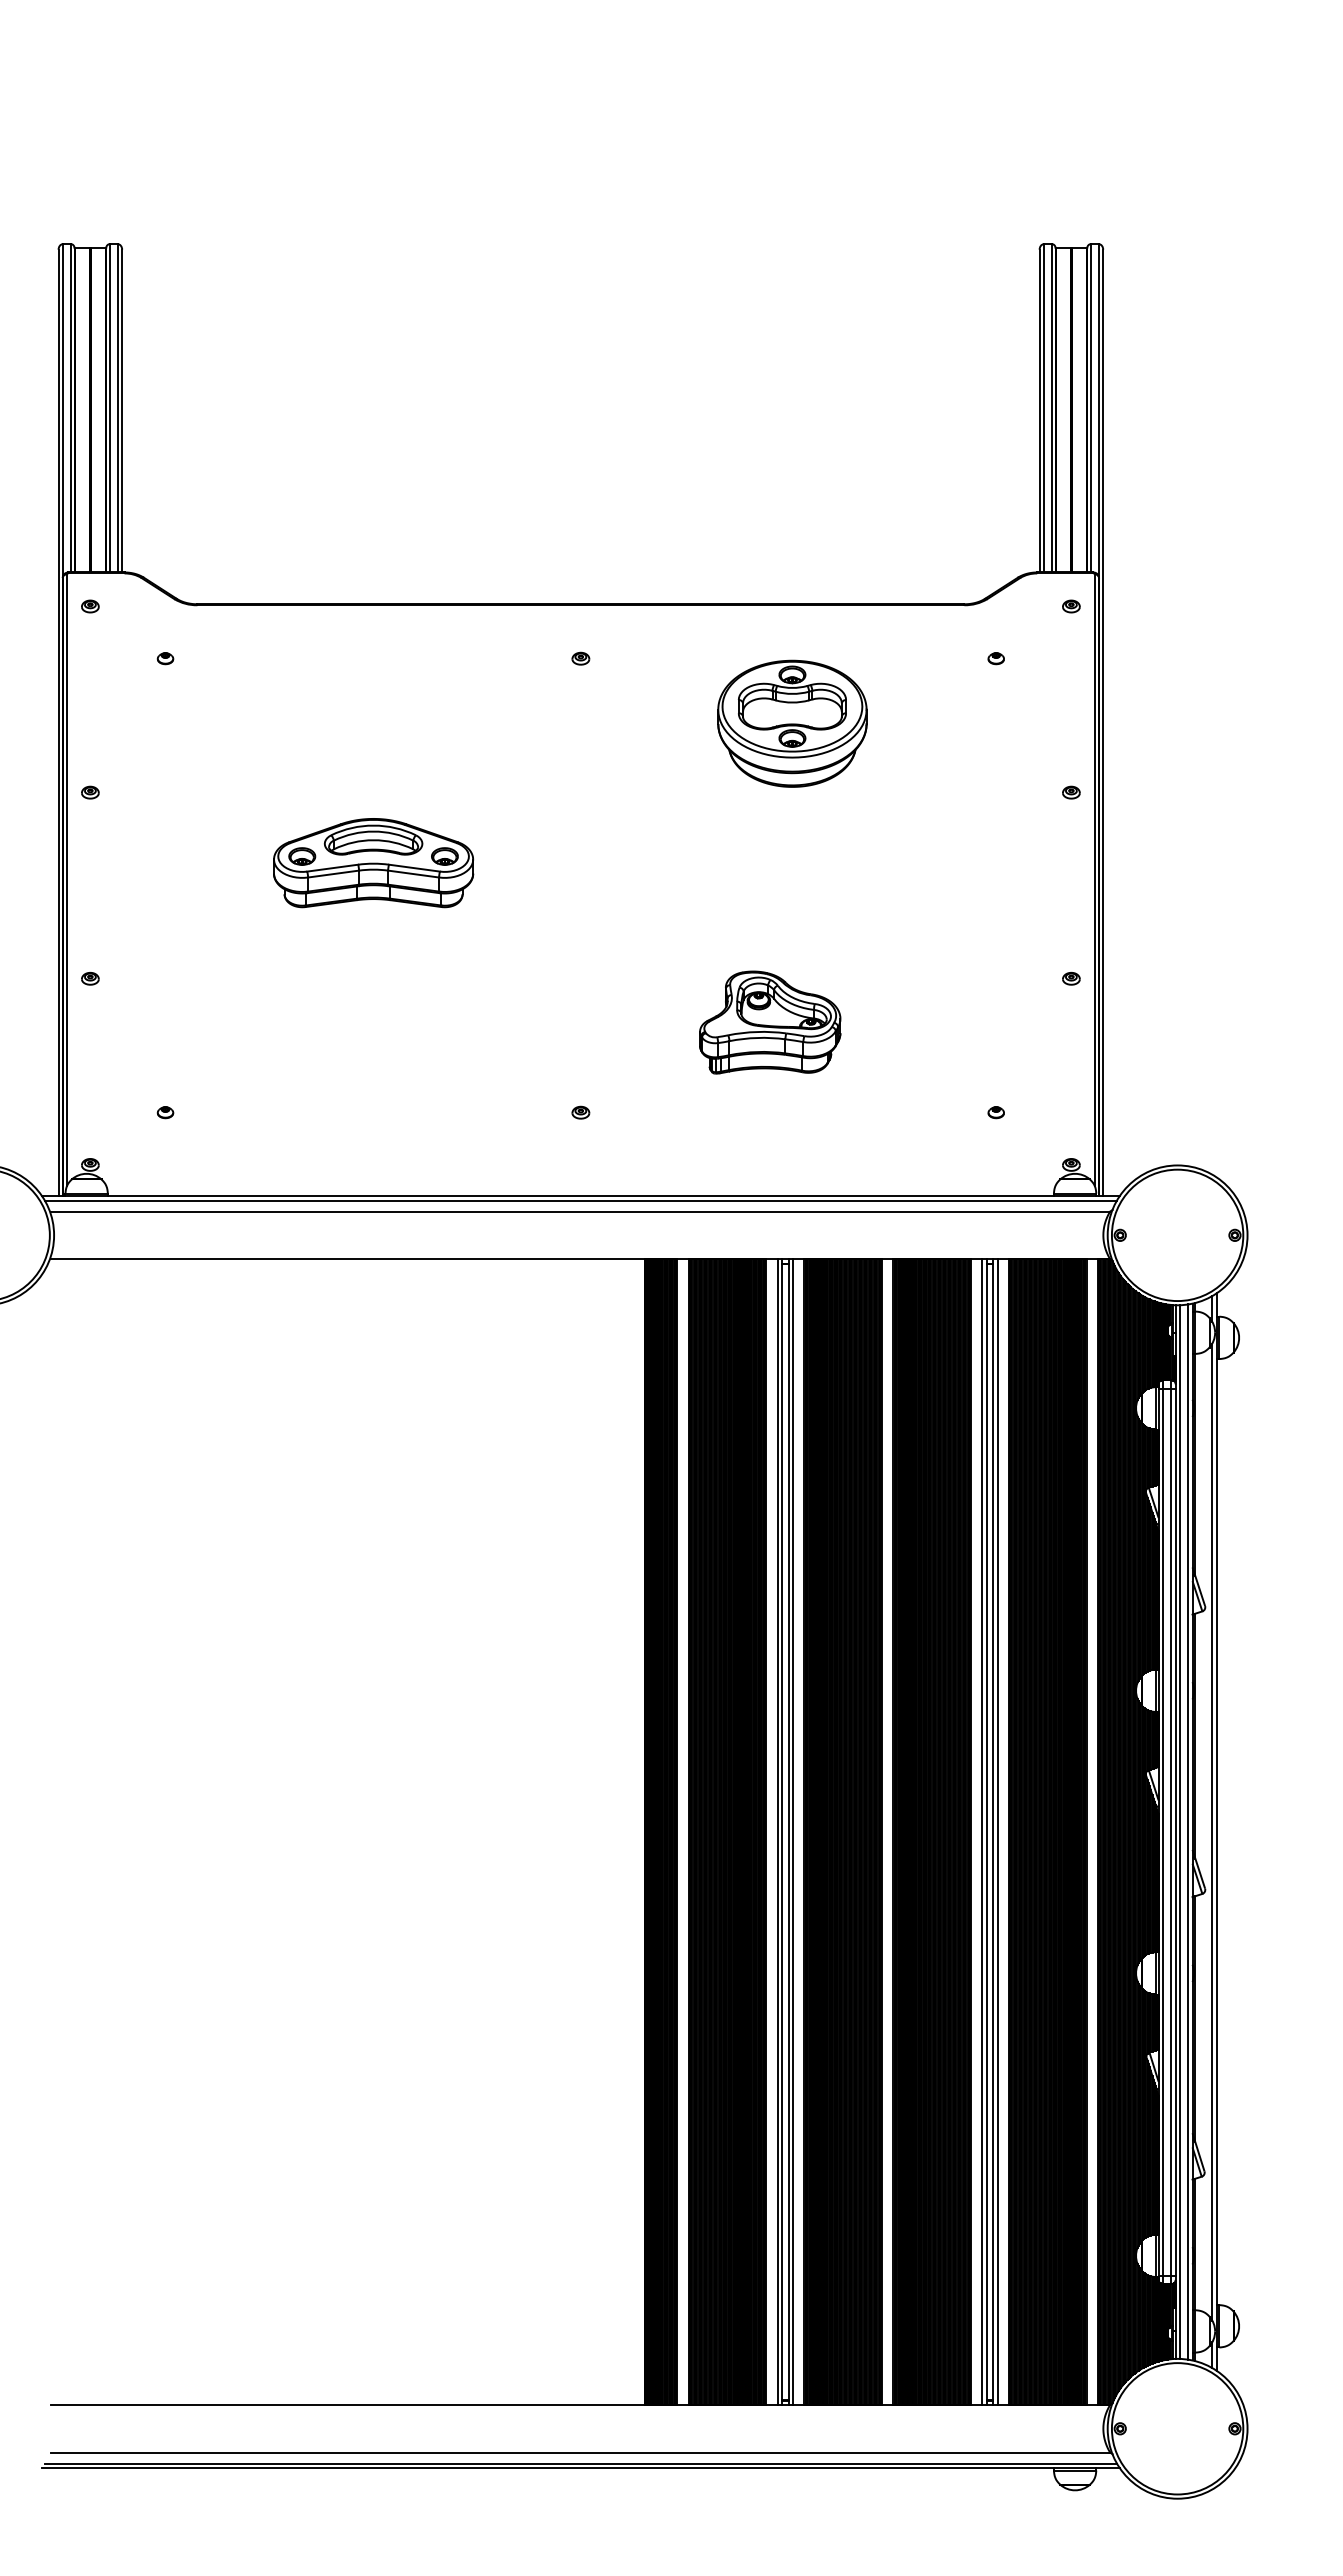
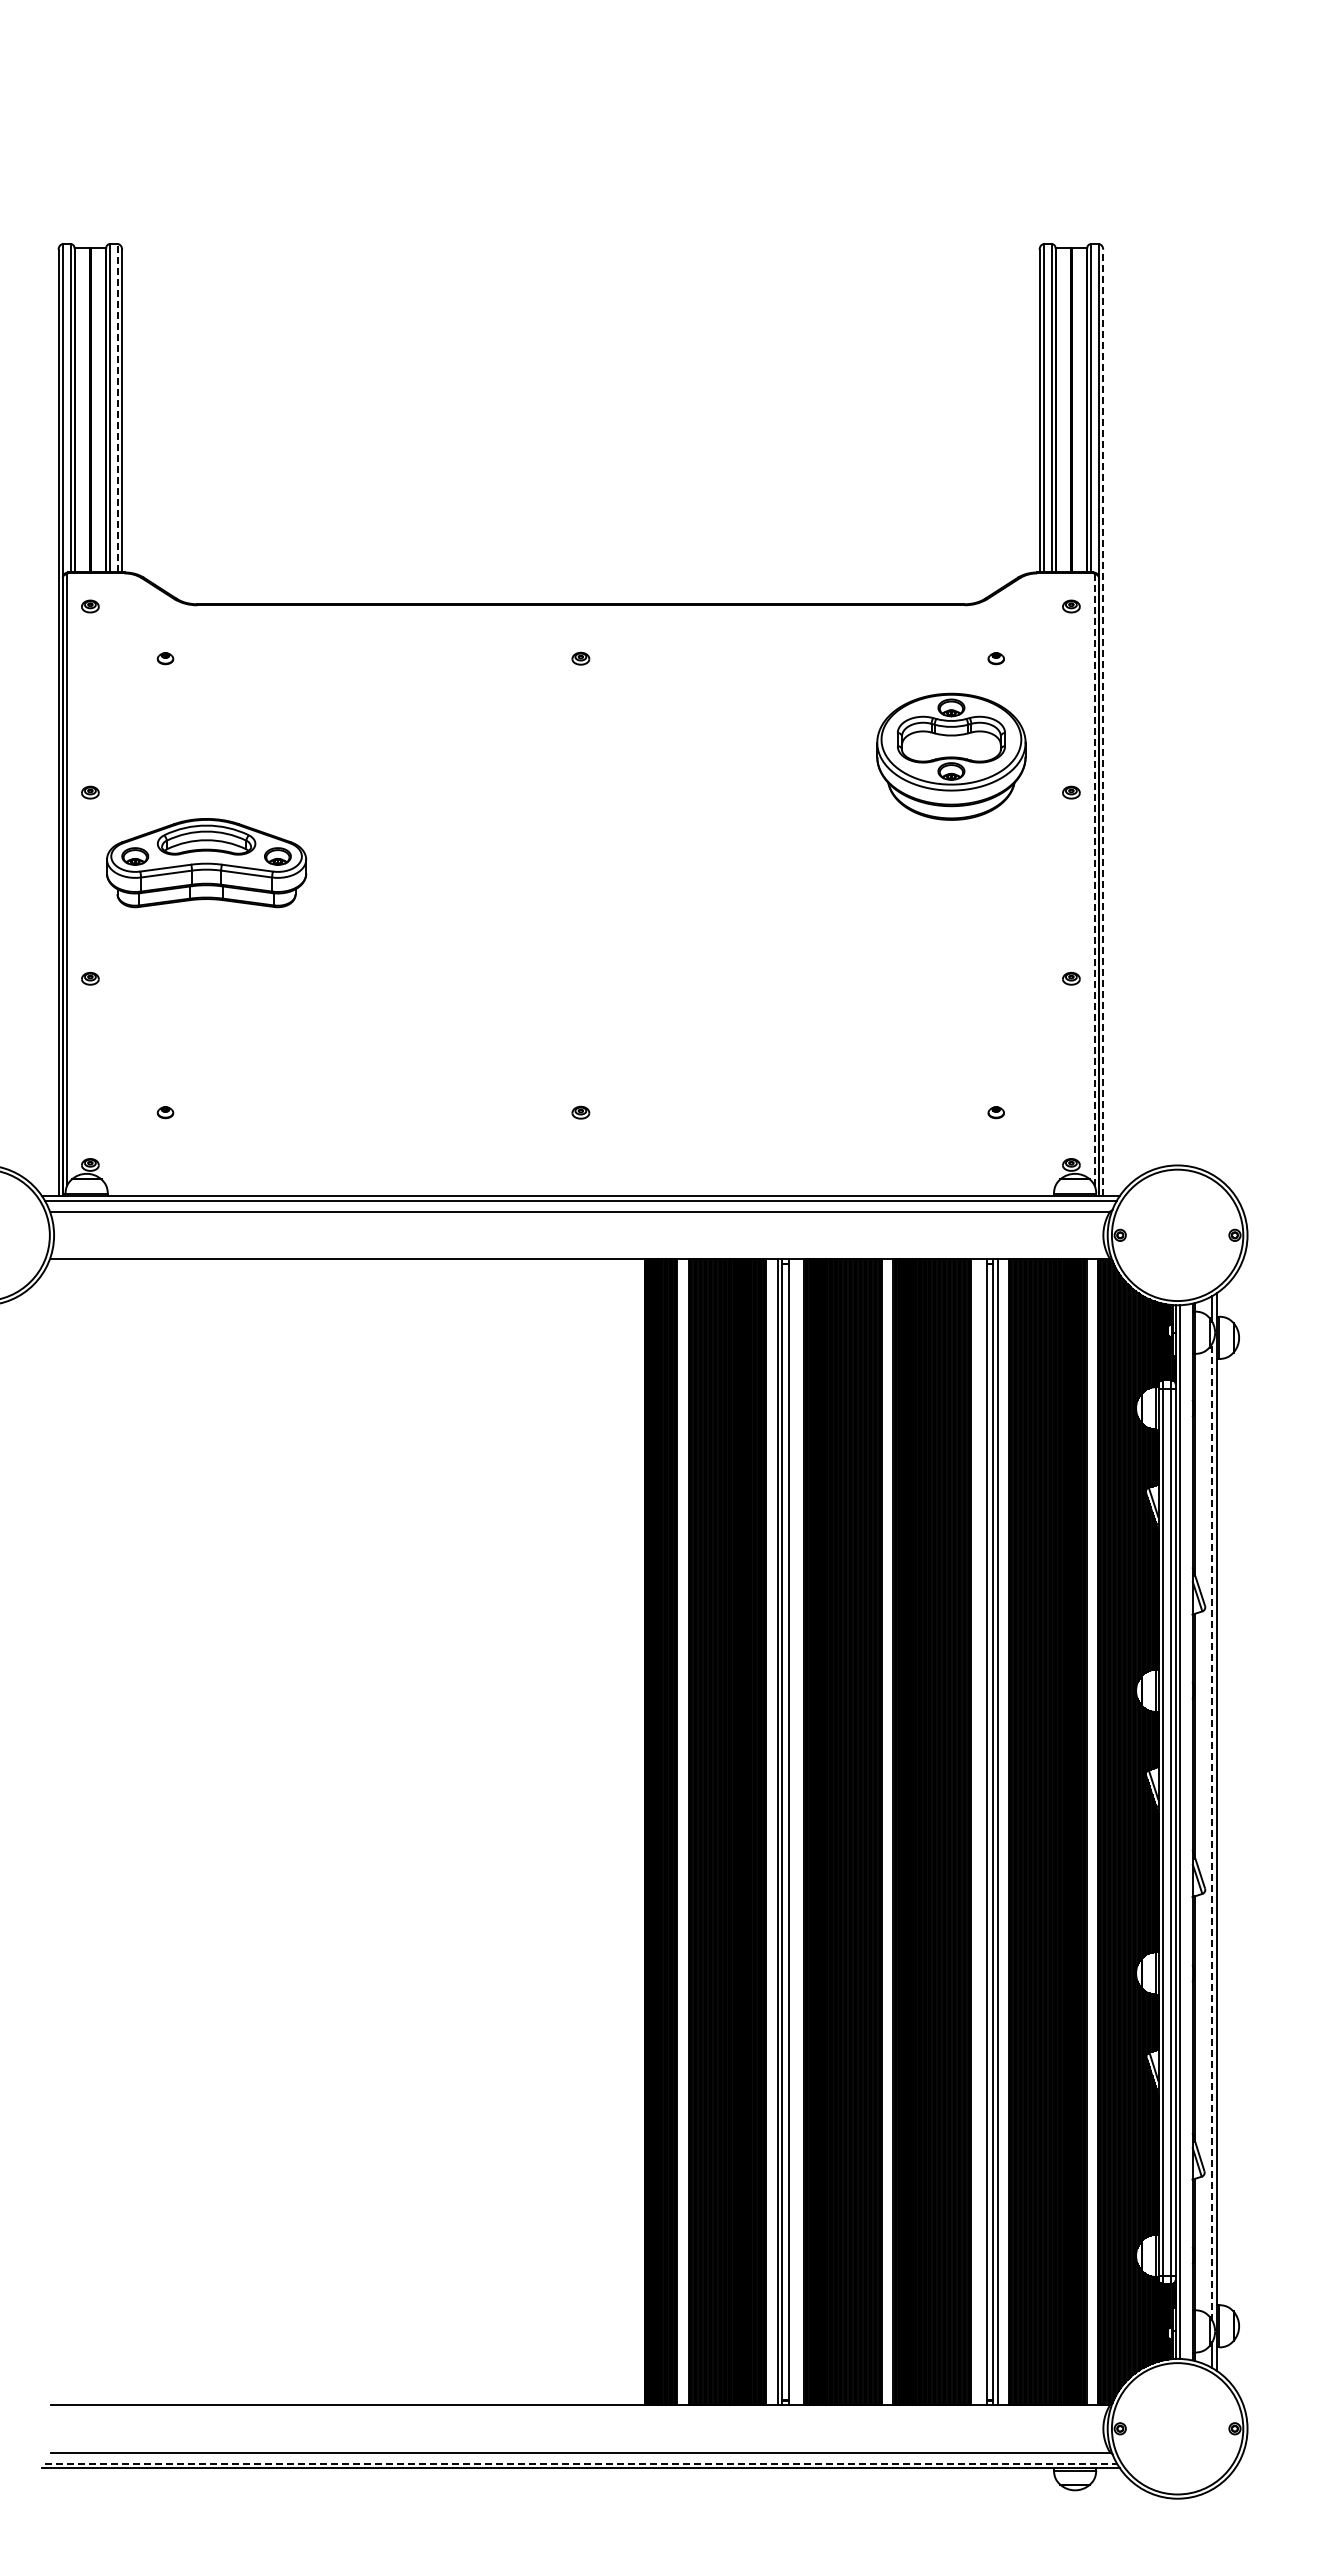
line: solid -> dashed (117, 407)
line: solid -> dashed (1103, 722)
part position: (792, 723) -> (951, 756) (951, 756)
part position: (373, 863) -> (206, 863) (206, 863)
line: solid -> dashed (1094, 880)
part: present -> none (770, 1022)
line: present -> none (1188, 1831)
line: solid -> dashed (1212, 1831)
line: present -> none (793, 1832)
line: present -> none (982, 1832)
line: solid -> dashed (581, 2463)
